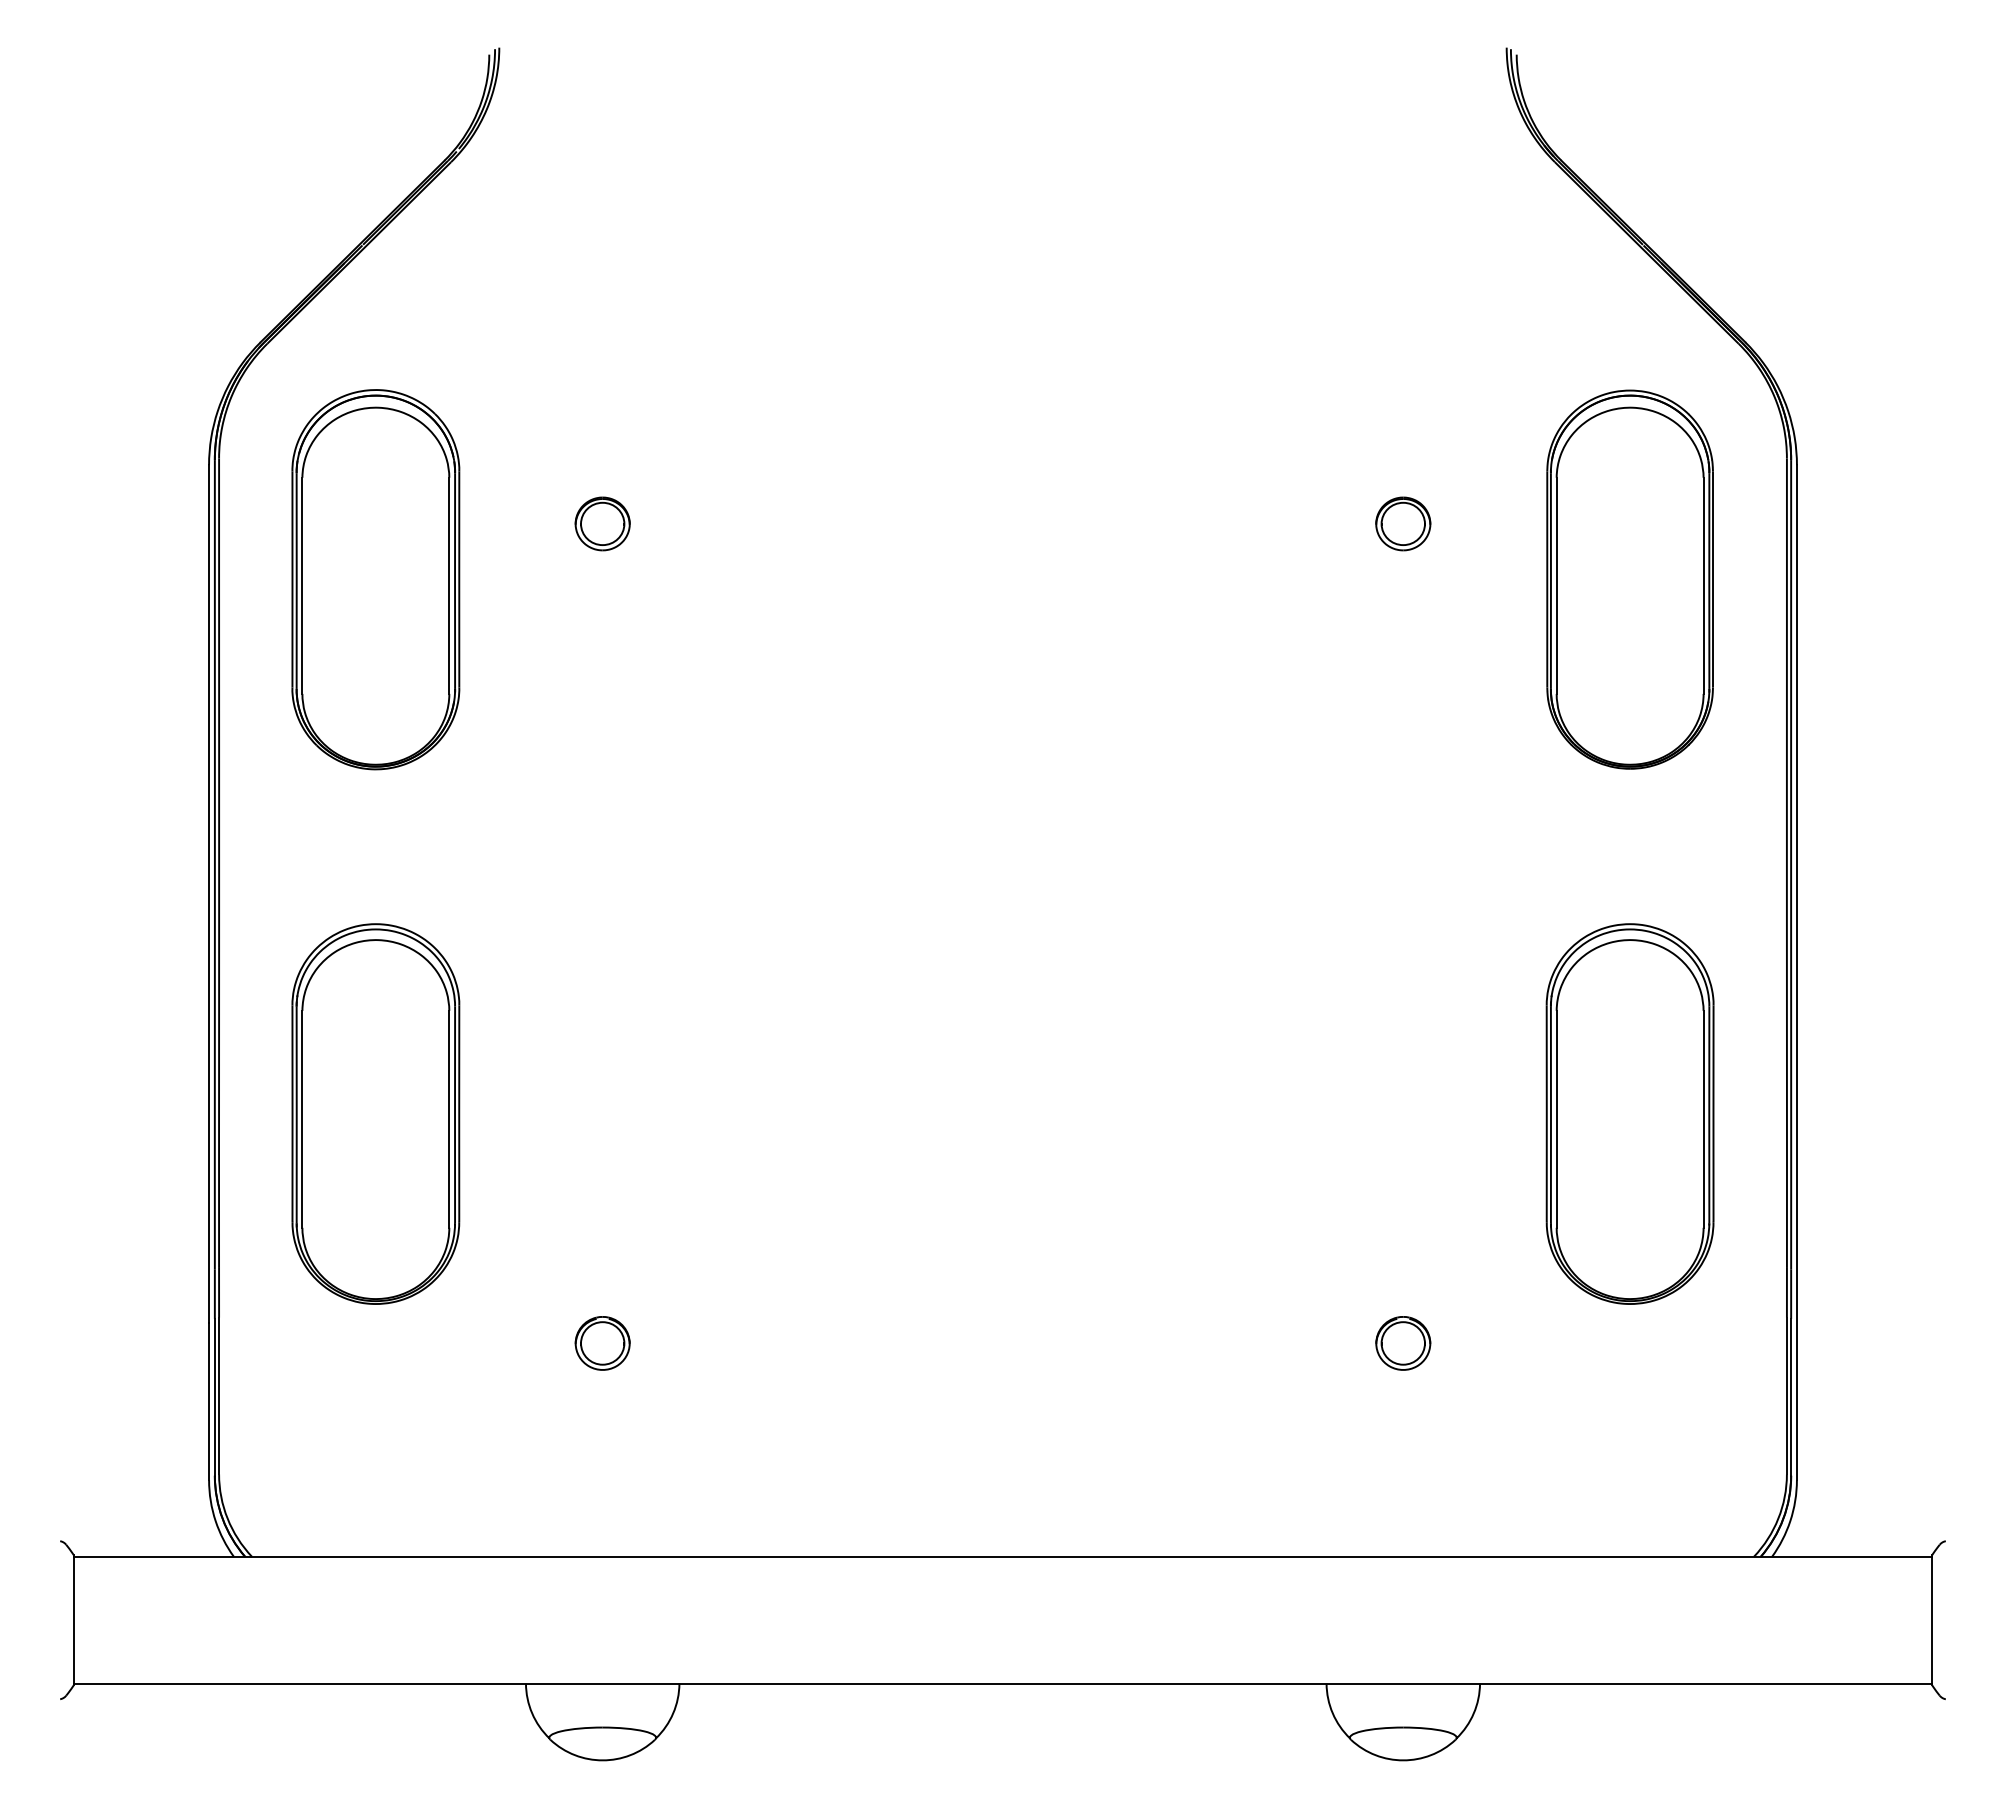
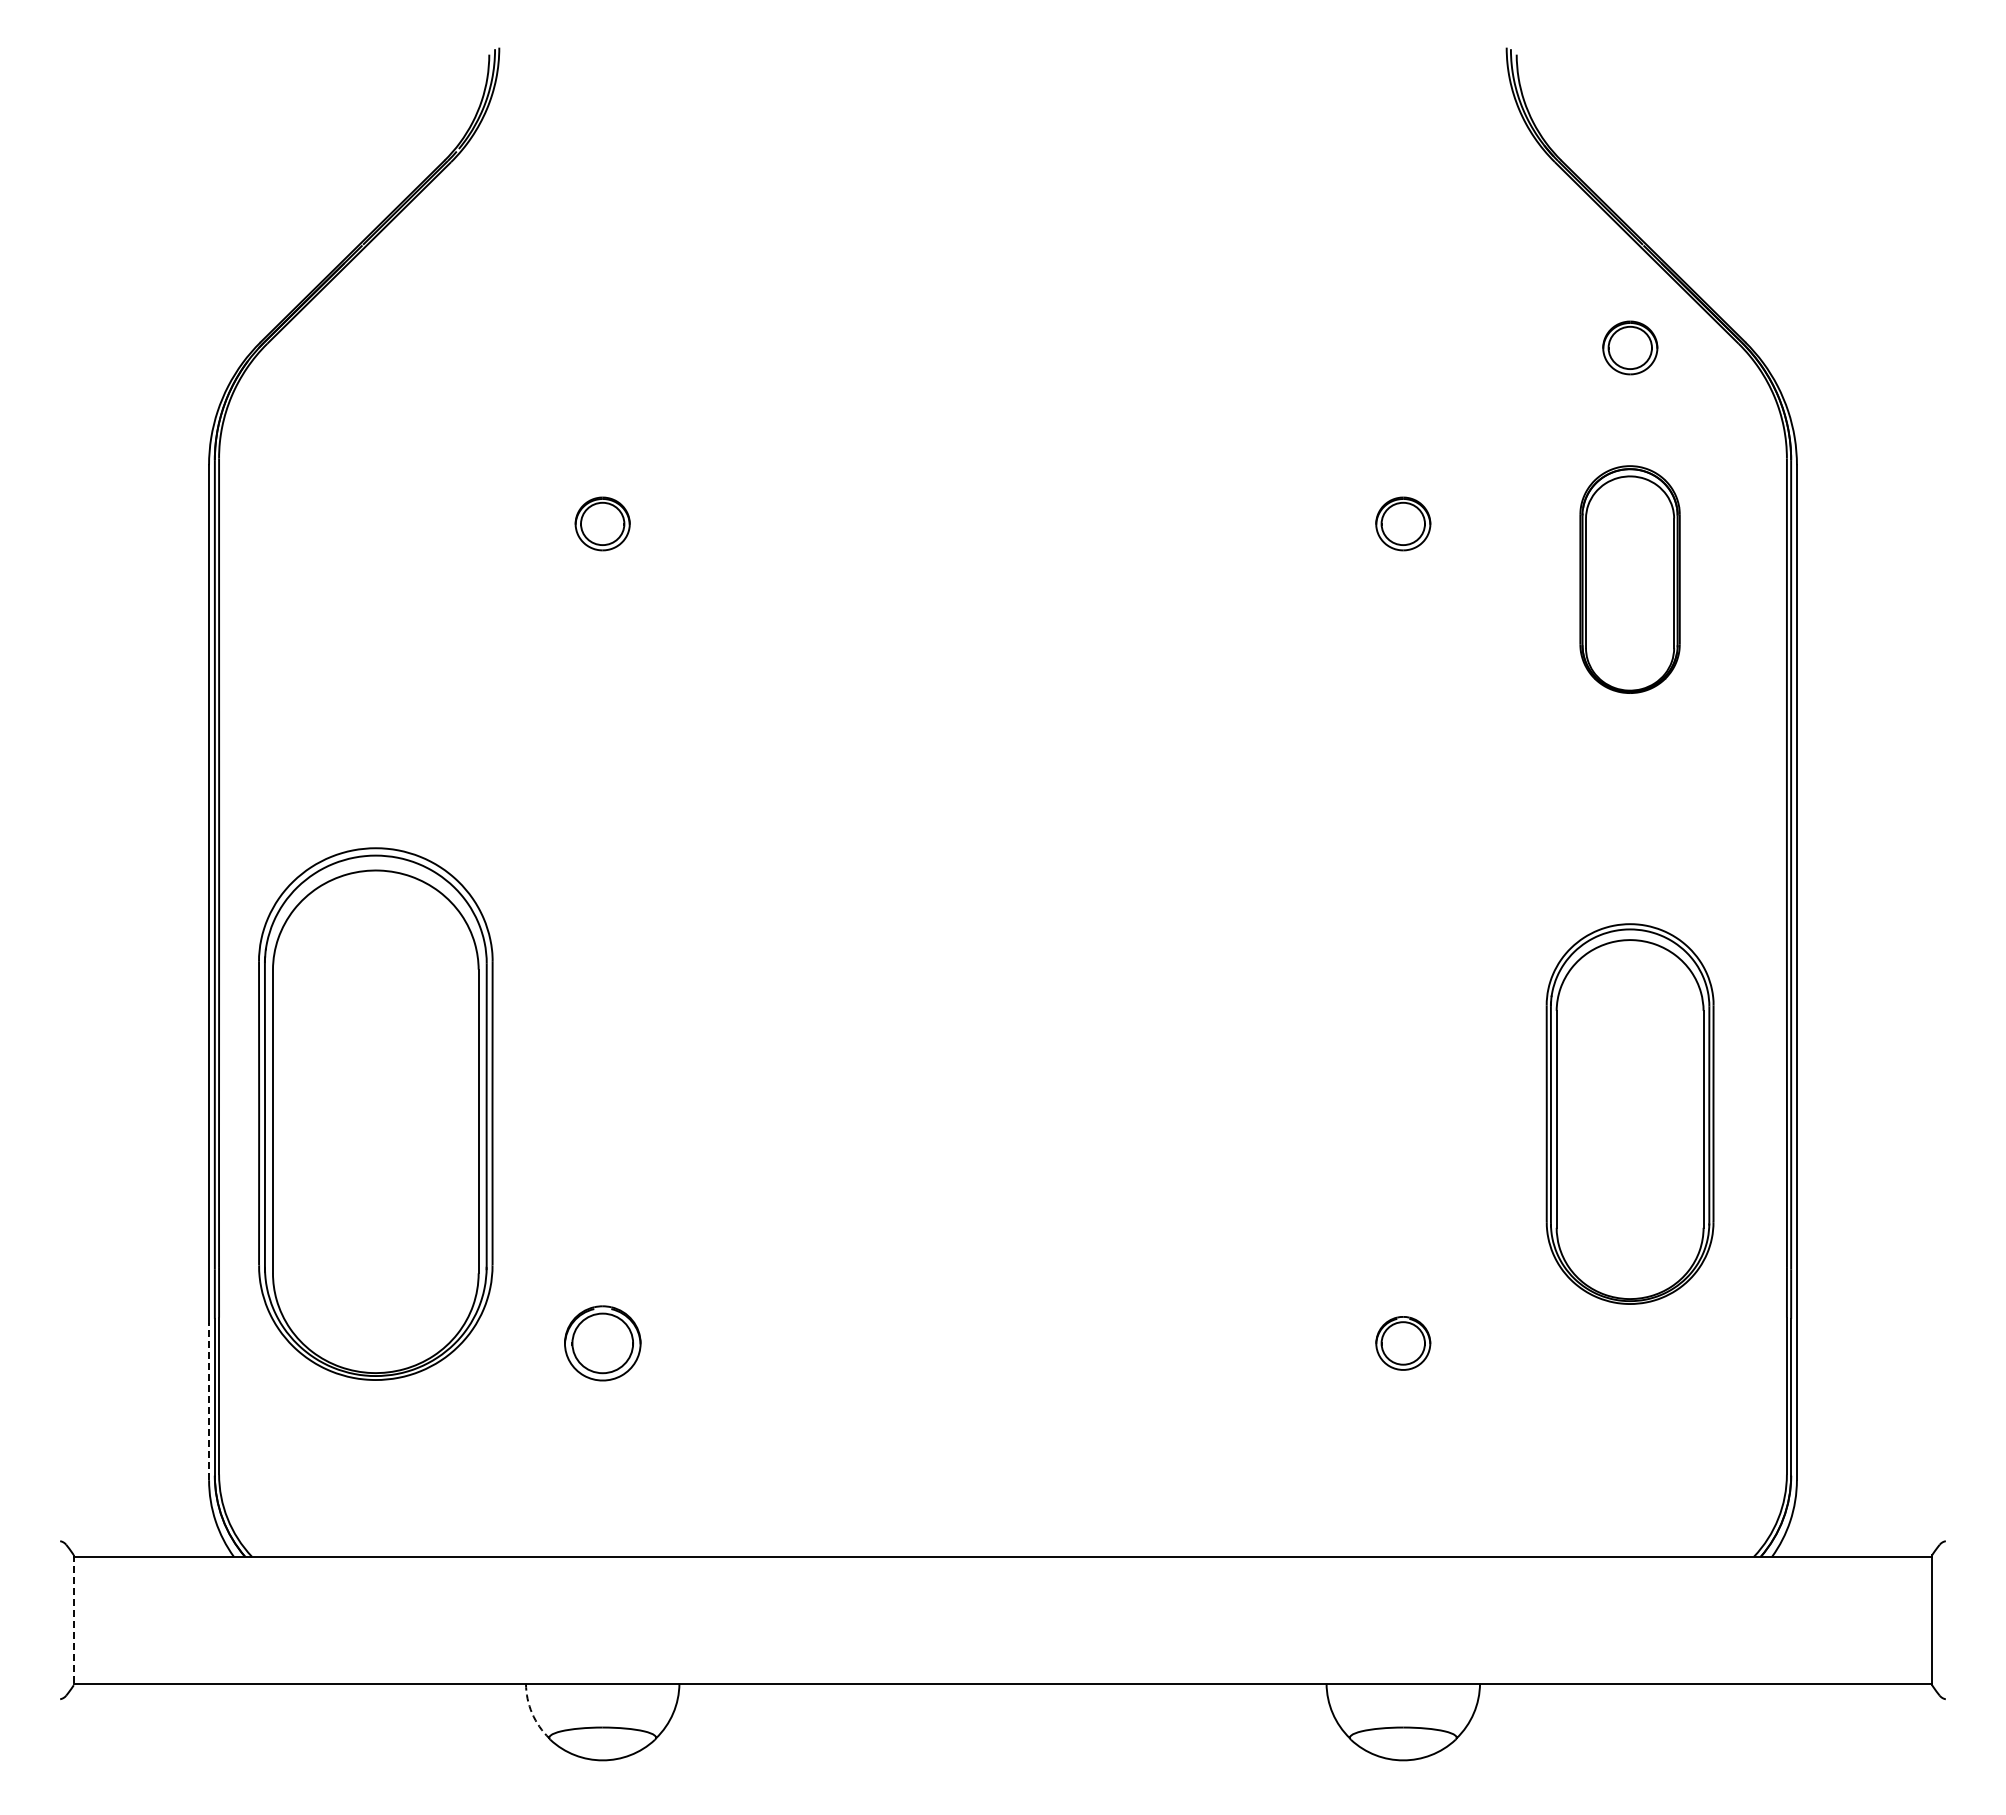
part: none -> present (1630, 347)
part: present -> none (375, 579)
part size: 168x381 px -> 102x229 px (1629, 579)
part size: 170x382 px -> 236x534 px (375, 1113)
part size: 57x55 px -> 78x77 px (602, 1343)
line: solid -> dashed (209, 1401)
line: solid -> dashed (73, 1620)
arc: solid -> dashed (532, 1713)
